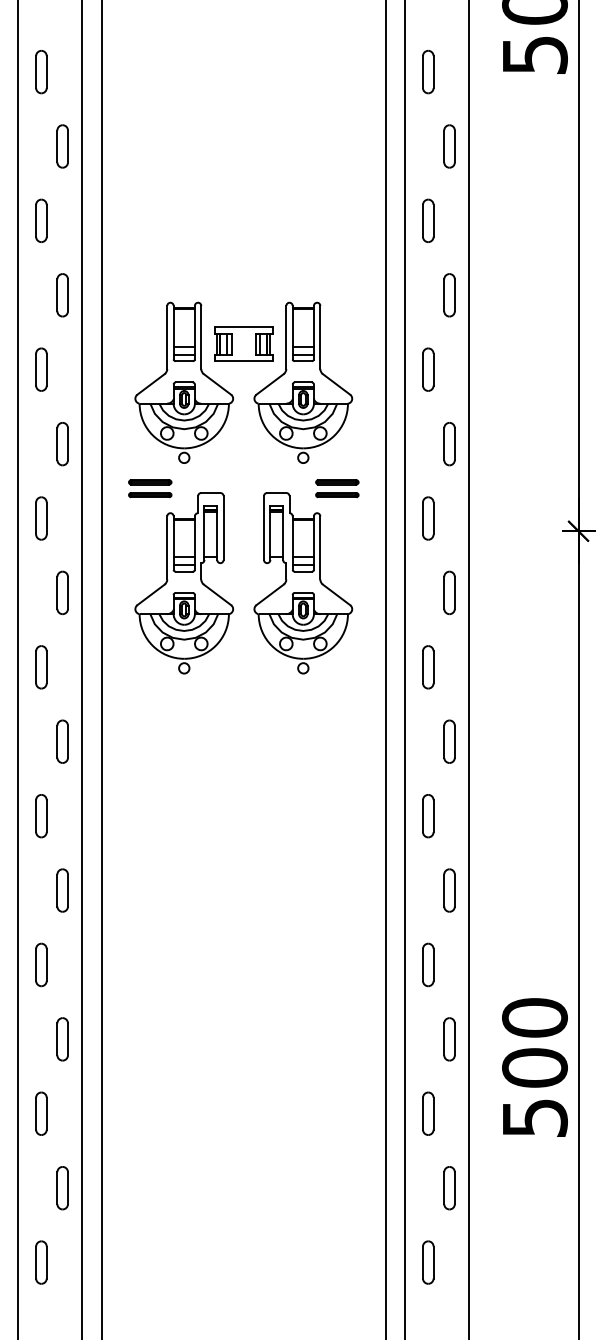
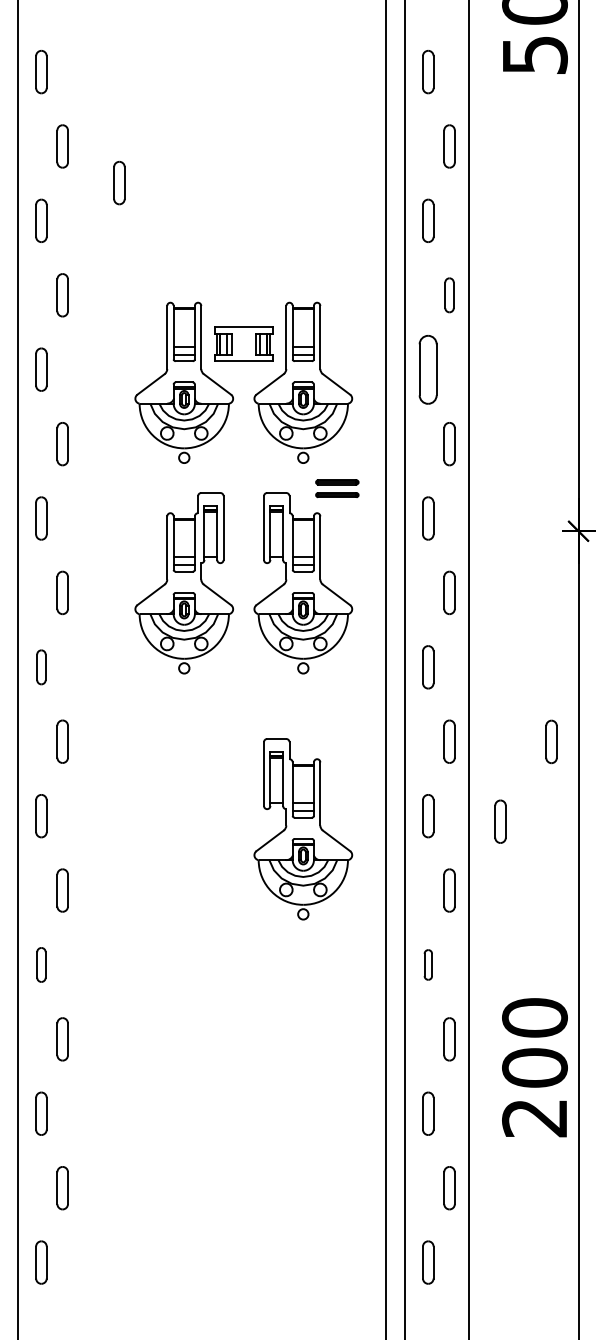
part: none -> present (119, 183)
part size: 13x45 px -> 11x37 px (449, 295)
part size: 13x45 px -> 20x70 px (427, 369)
part: present -> none (150, 488)
part size: 13x45 px -> 11x37 px (41, 667)
line: present -> none (82, 669)
line: present -> none (101, 669)
part: none -> present (551, 741)
part: none -> present (500, 821)
part: none -> present (303, 829)
part size: 13x46 px -> 11x36 px (41, 964)
part size: 13x46 px -> 10x32 px (427, 964)
text: 500 -> 200 (534, 1118)
